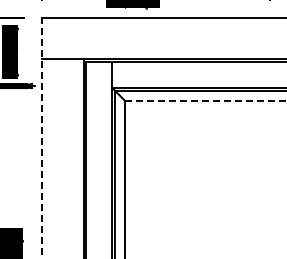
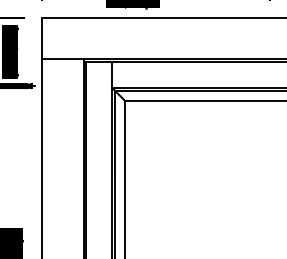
line: dashed -> solid (206, 101)
line: dashed -> solid (42, 137)
